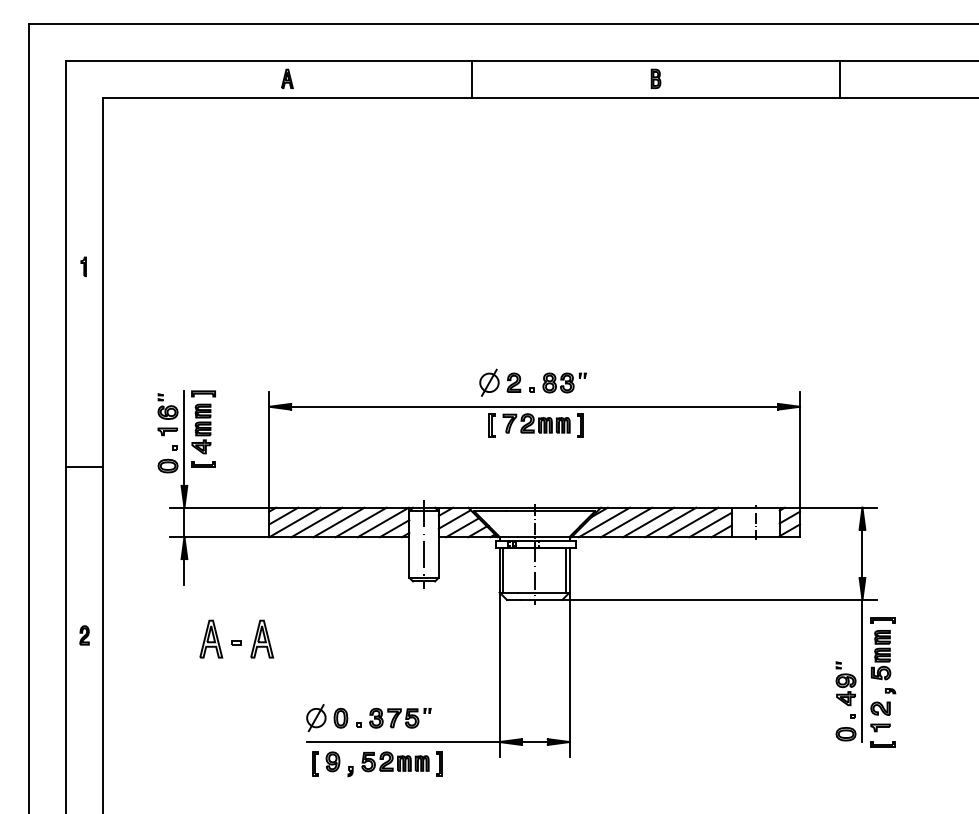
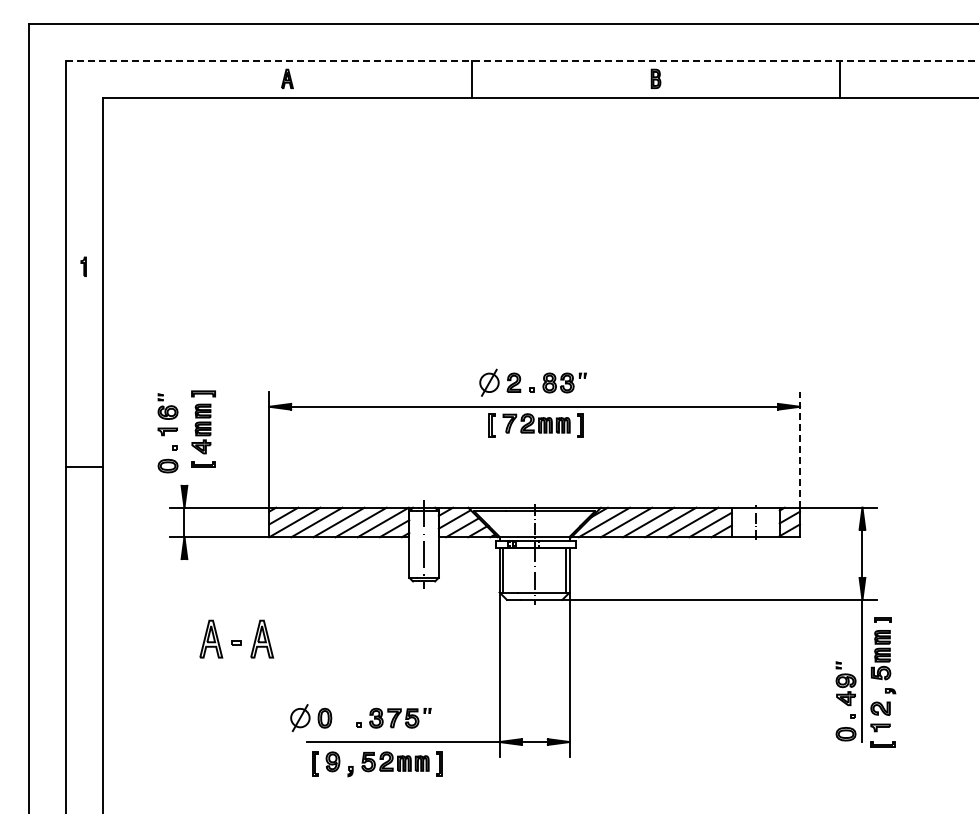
line: solid -> dashed (522, 61)
line: present -> none (184, 438)
line: solid -> dashed (800, 449)
line: present -> none (184, 572)
part size: 26x7 px -> 18x6 px (882, 619)
part: present -> none (84, 635)
part position: (327, 717) -> (311, 717) (311, 717)
